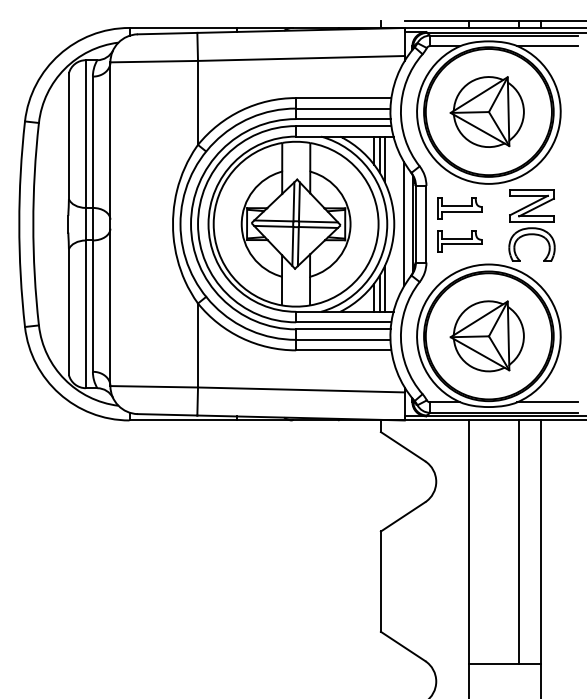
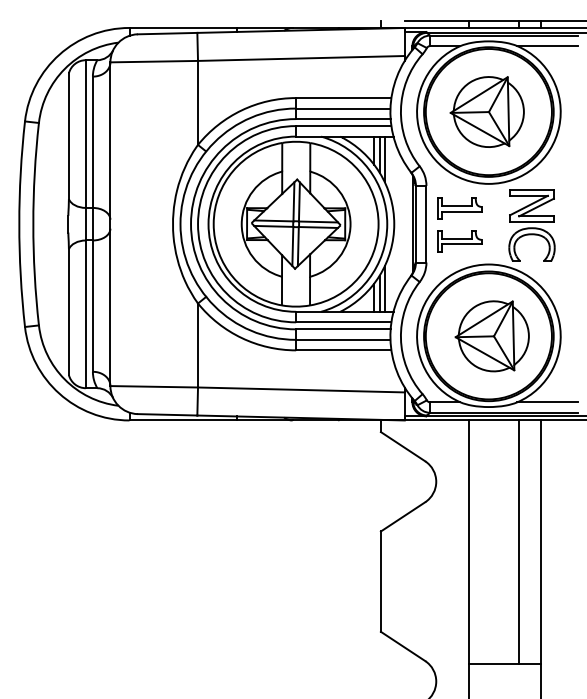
line: present -> none (404, 224)
part position: (486, 336) -> (491, 336) (491, 336)
